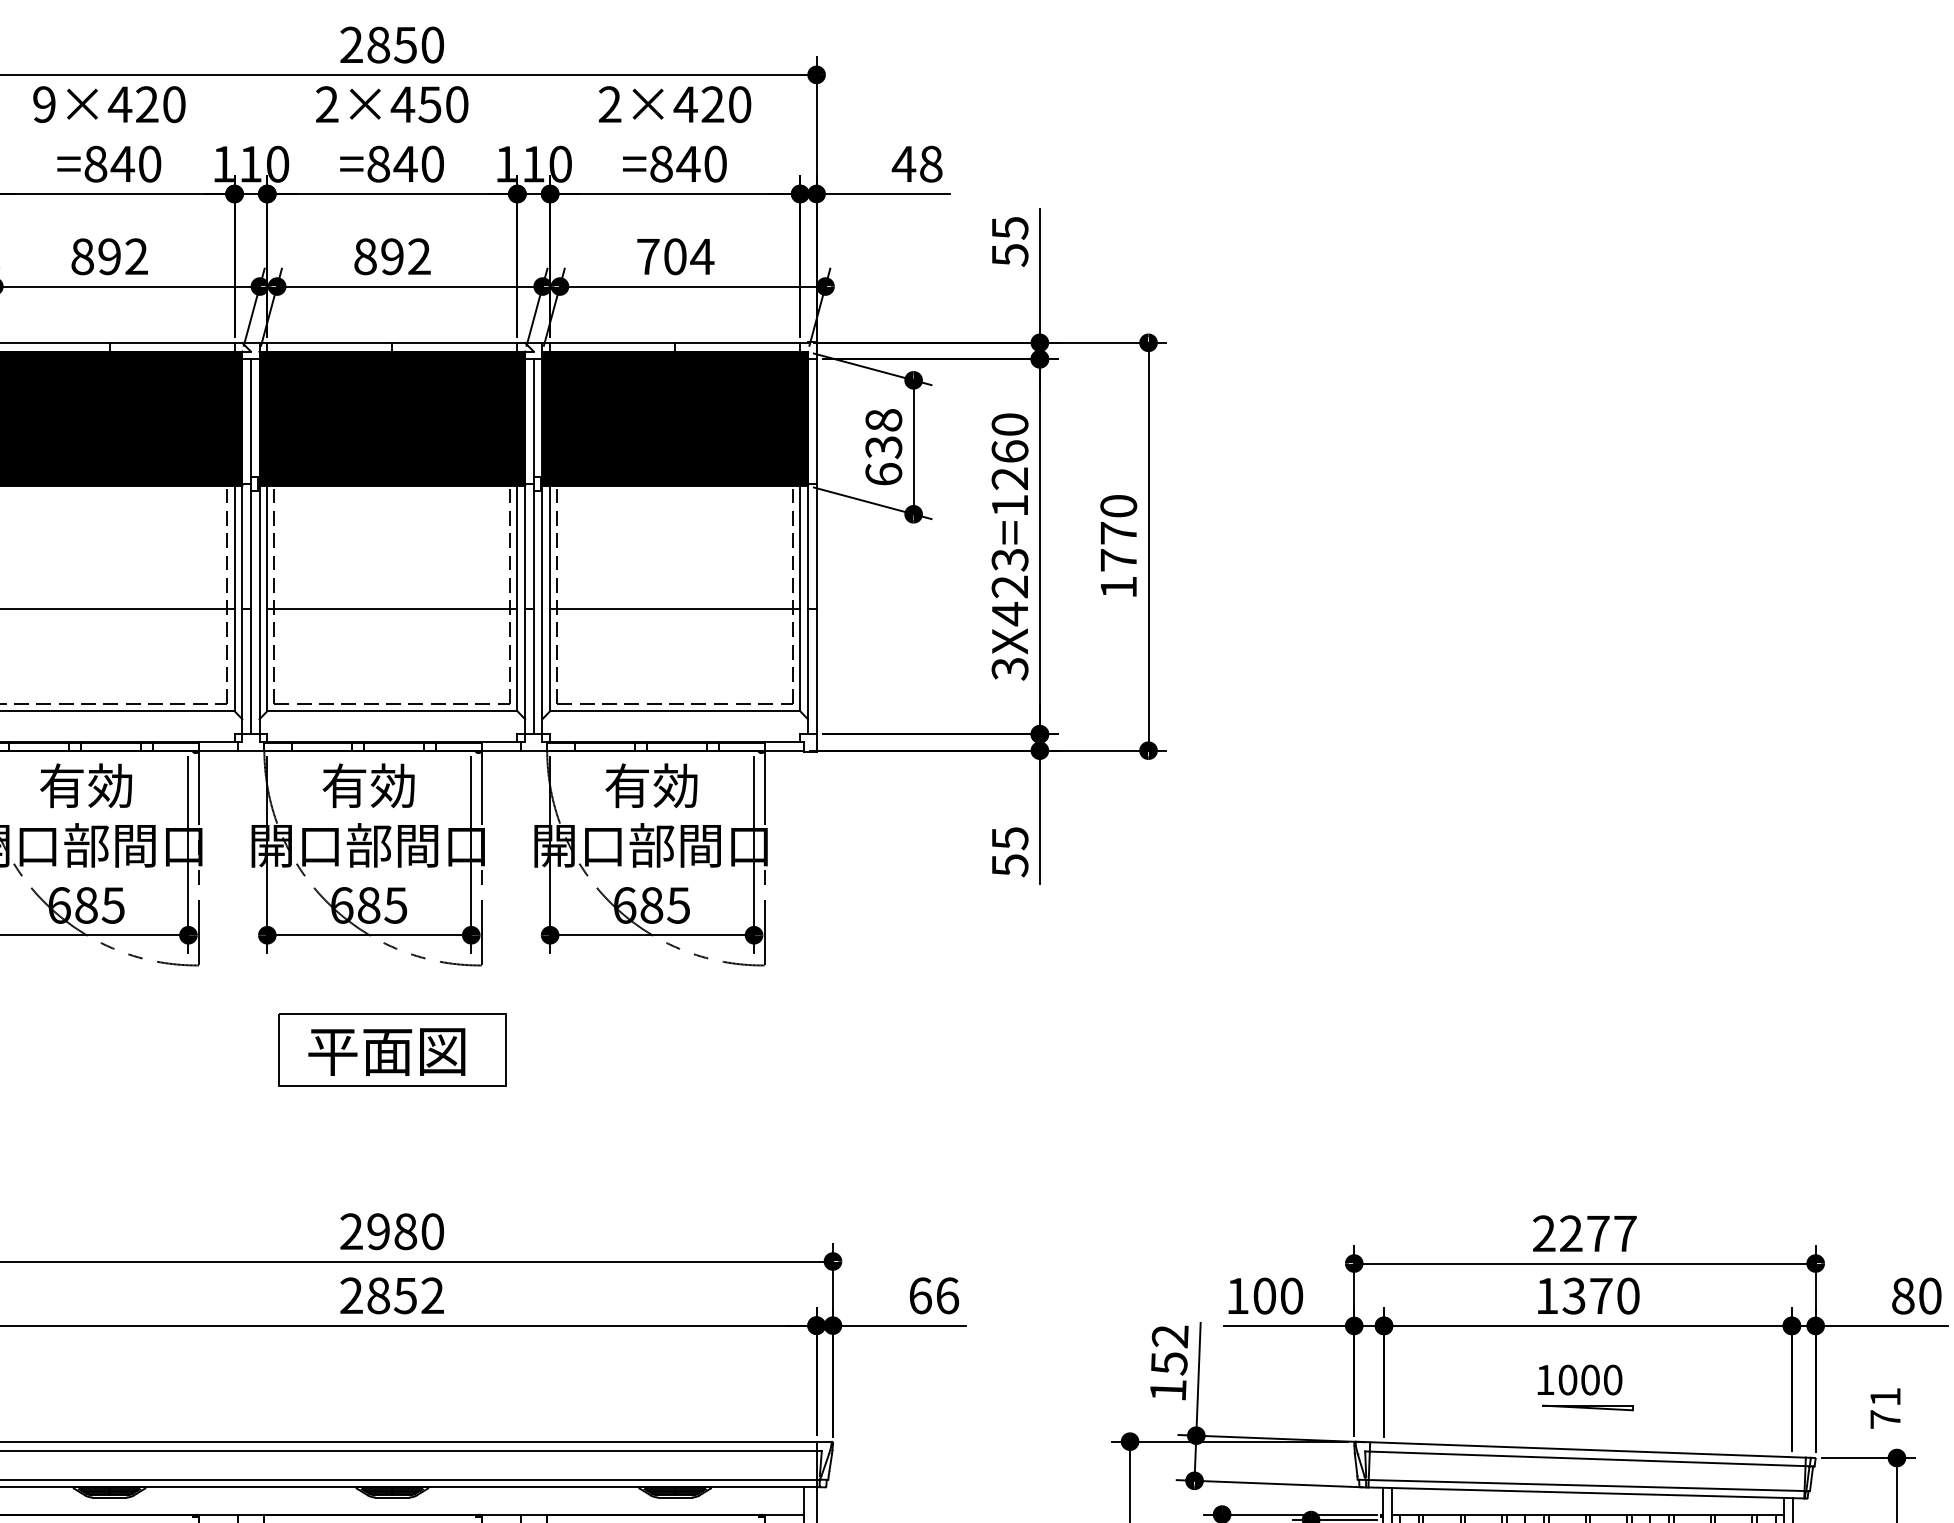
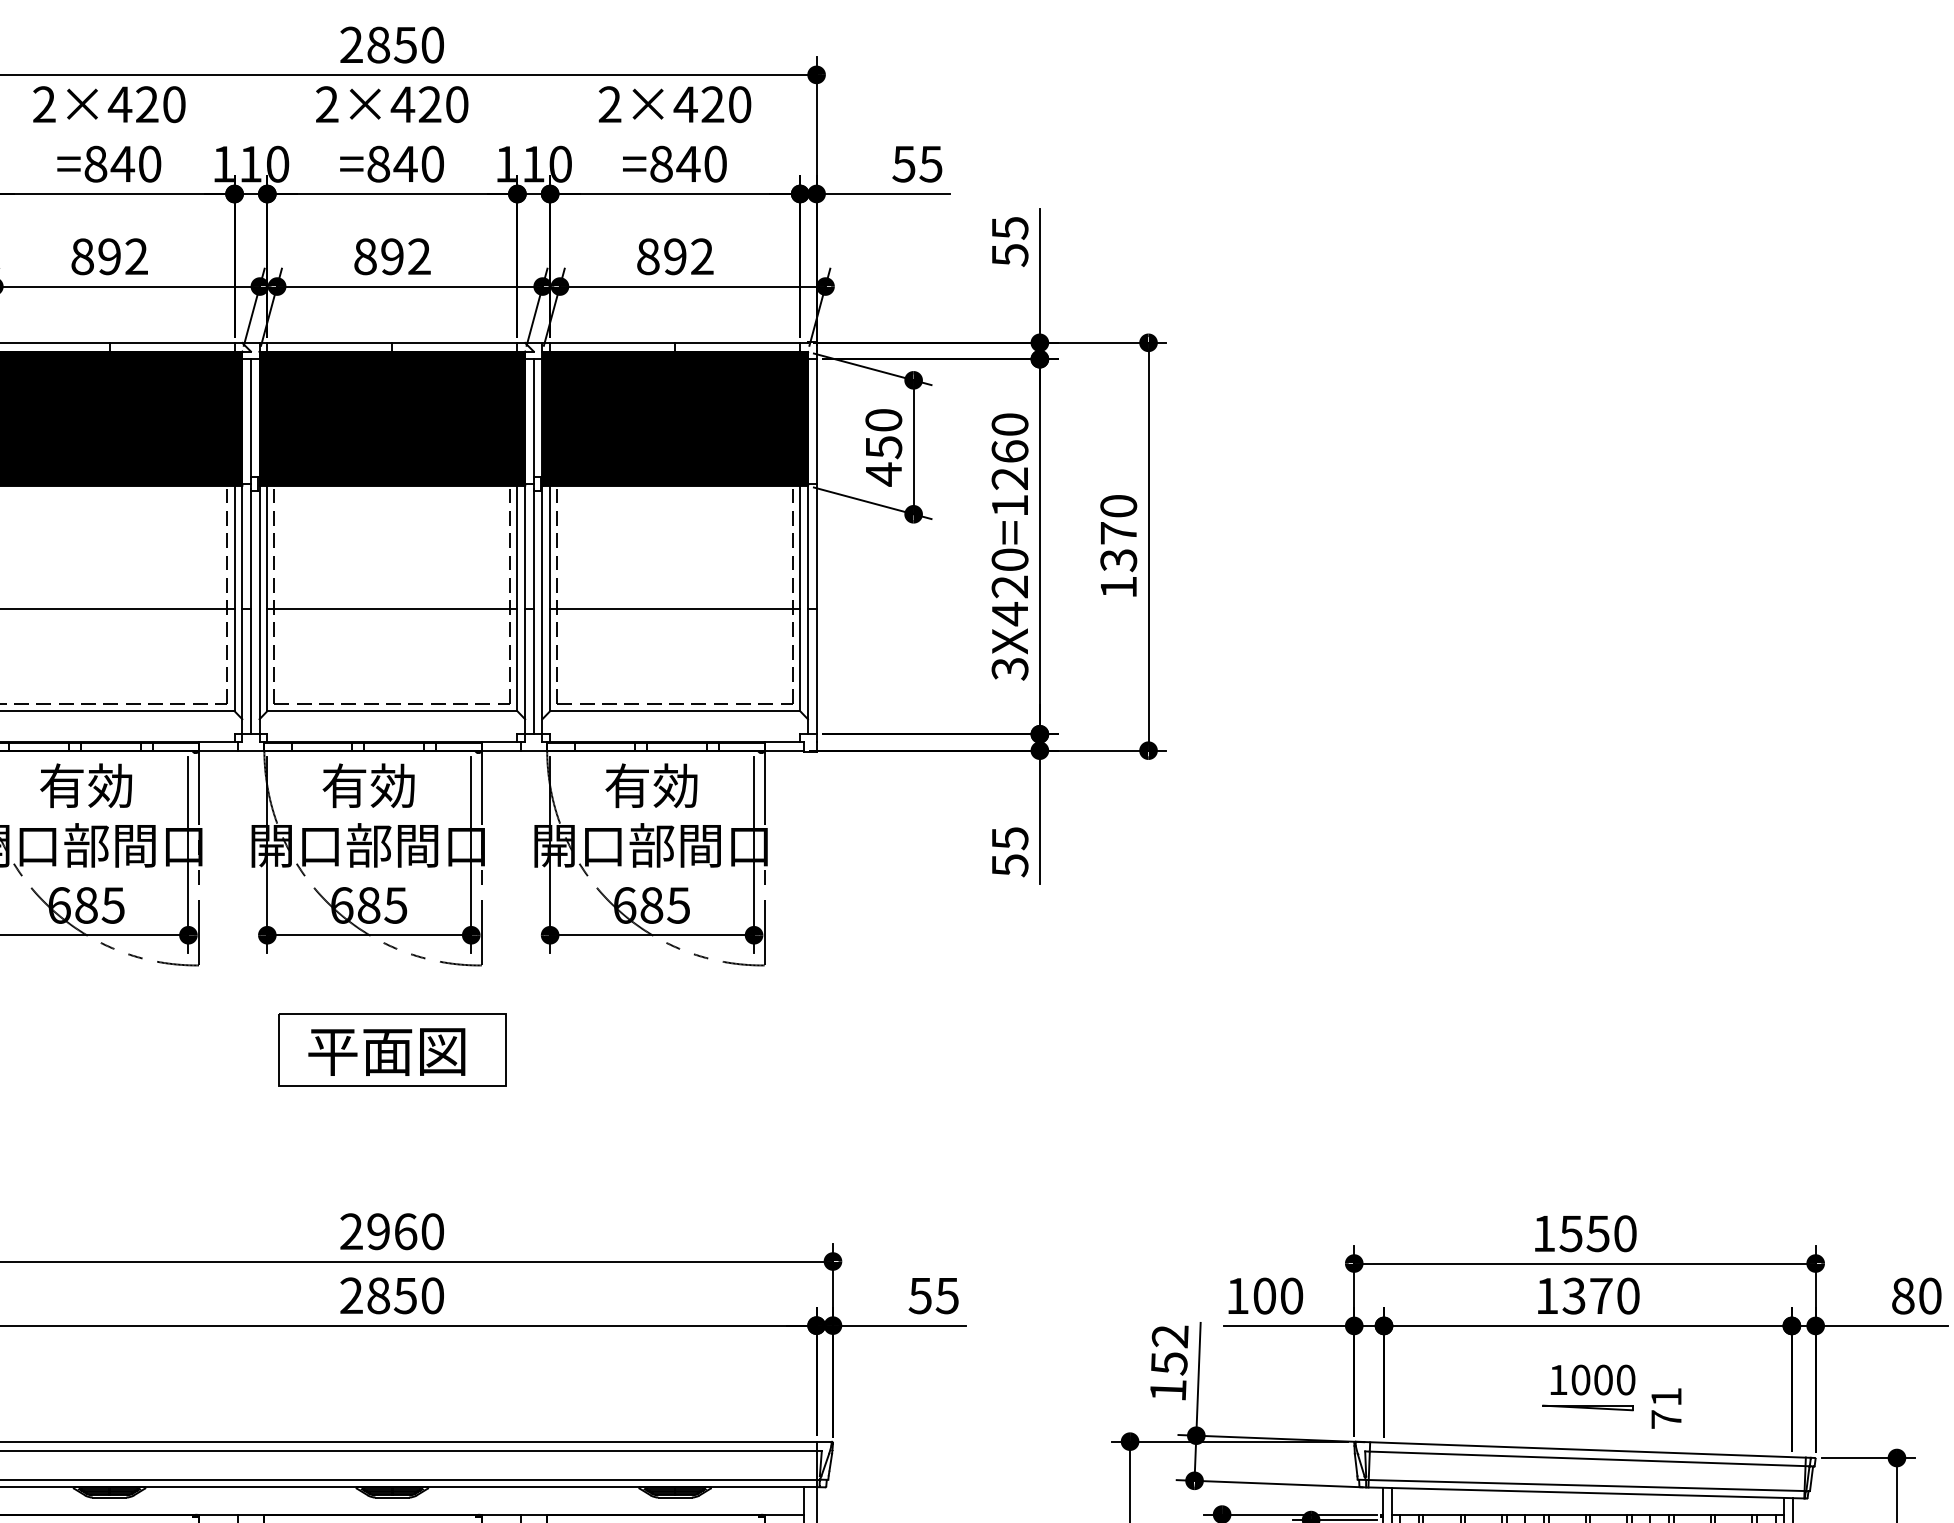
text: 9×420 -> 2×420 (44, 104)
text: 2×450 -> 2×420 (429, 104)
text: 48 -> 55 (916, 163)
text: 704 -> 892 (675, 256)
text: 638 -> 450 (883, 447)
text: 3X423=1260 -> 3X420=1260 (1009, 559)
text: 1770 -> 1370 (1118, 560)
text: 2980 -> 2960 (405, 1231)
text: 2277 -> 1550 (1584, 1233)
text: 2852 -> 2850 (432, 1295)
text: 66 -> 55 (933, 1295)
text position: (1579, 1379) -> (1592, 1379) (1592, 1379)
text position: (1885, 1408) -> (1666, 1408) (1666, 1408)
